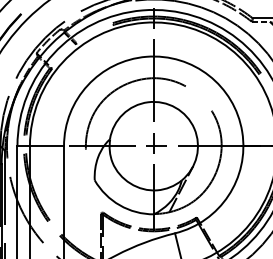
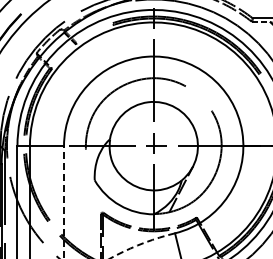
line: solid -> dashed (64, 201)
arc: solid -> dashed (141, 244)
